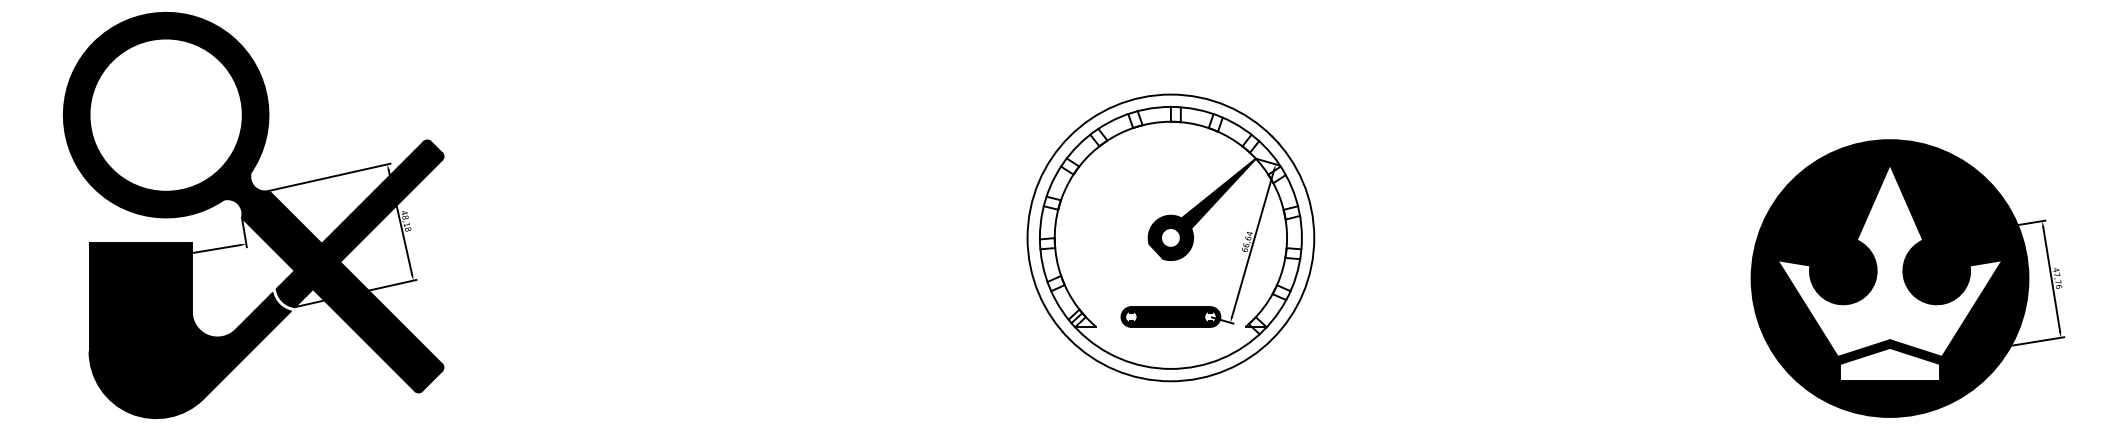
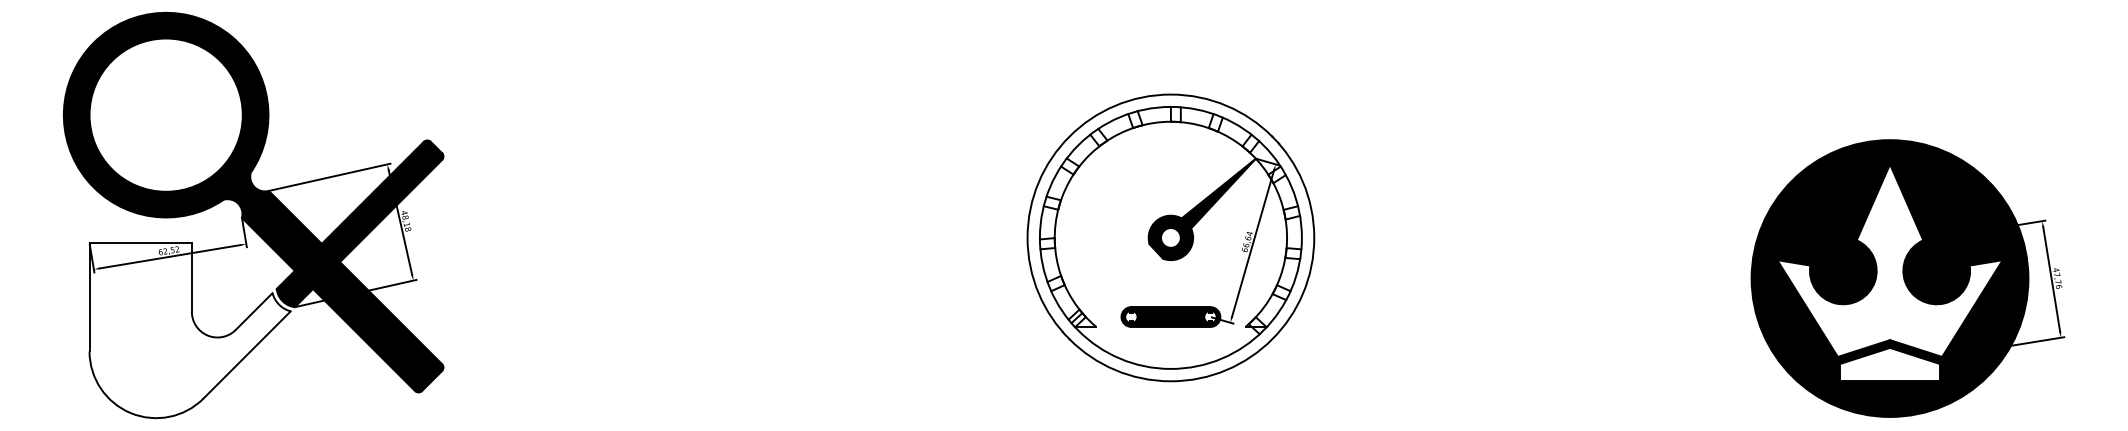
fill: present -> none (189, 330)
